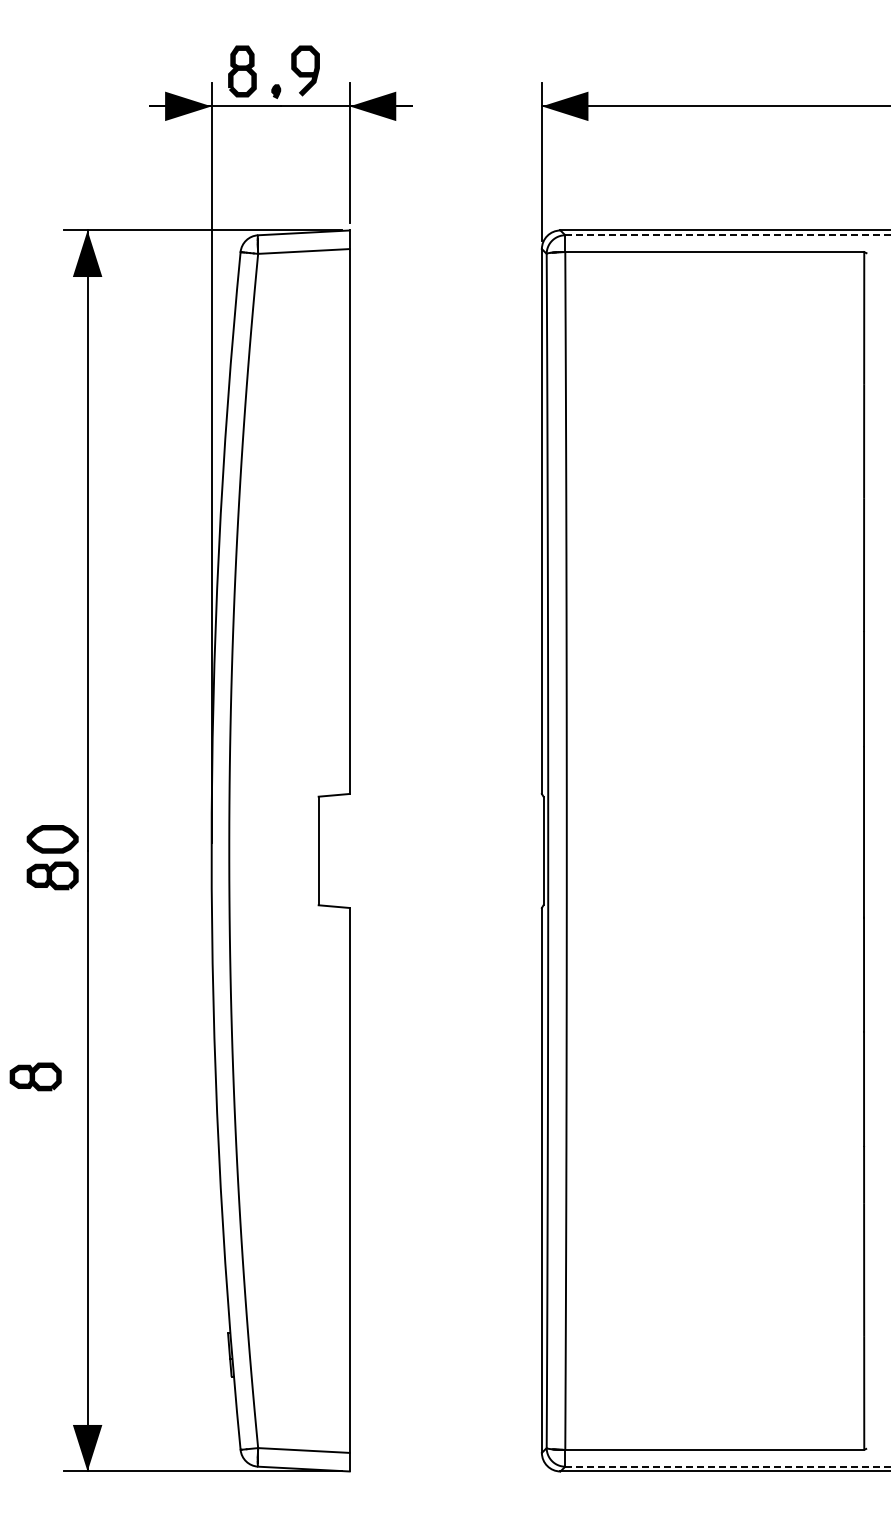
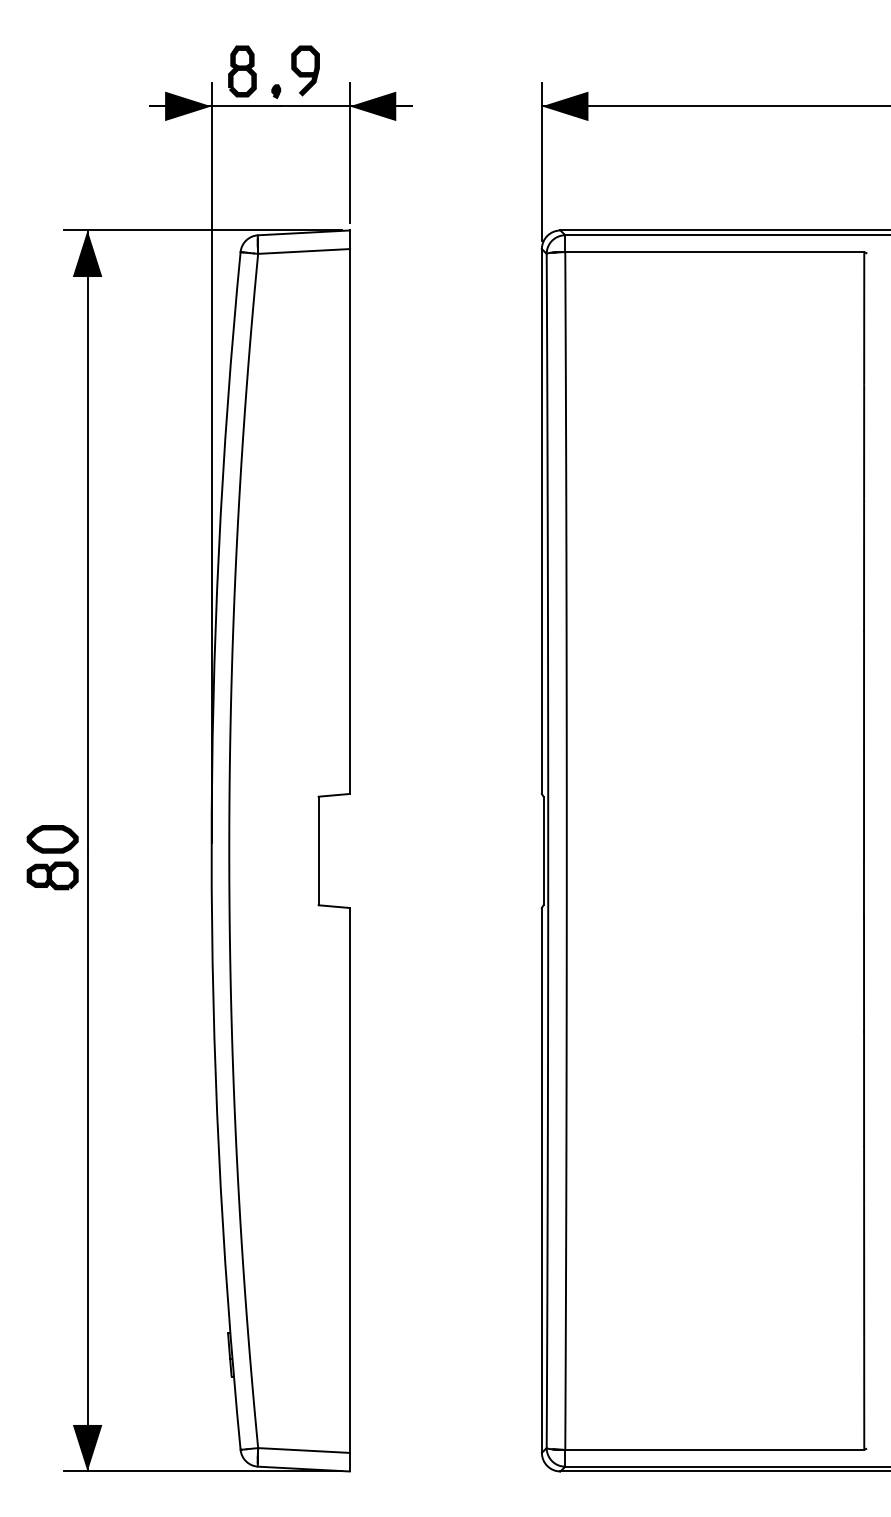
line: dashed -> solid (728, 235)
part: present -> none (35, 1076)
line: dashed -> solid (728, 1466)
